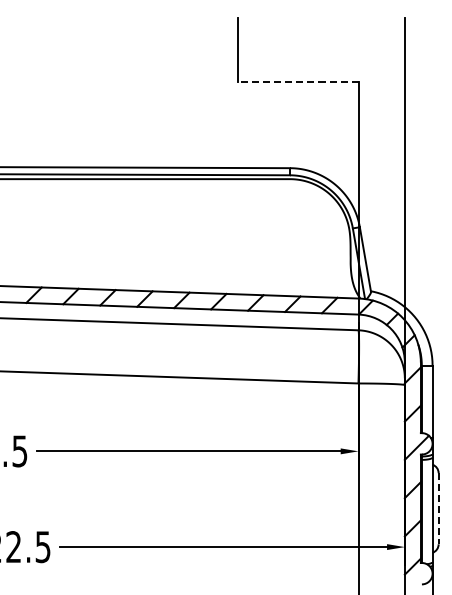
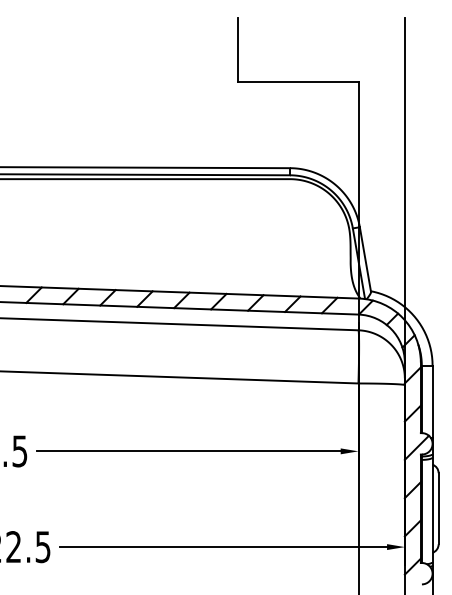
line: dashed -> solid (297, 81)
line: dashed -> solid (438, 508)
